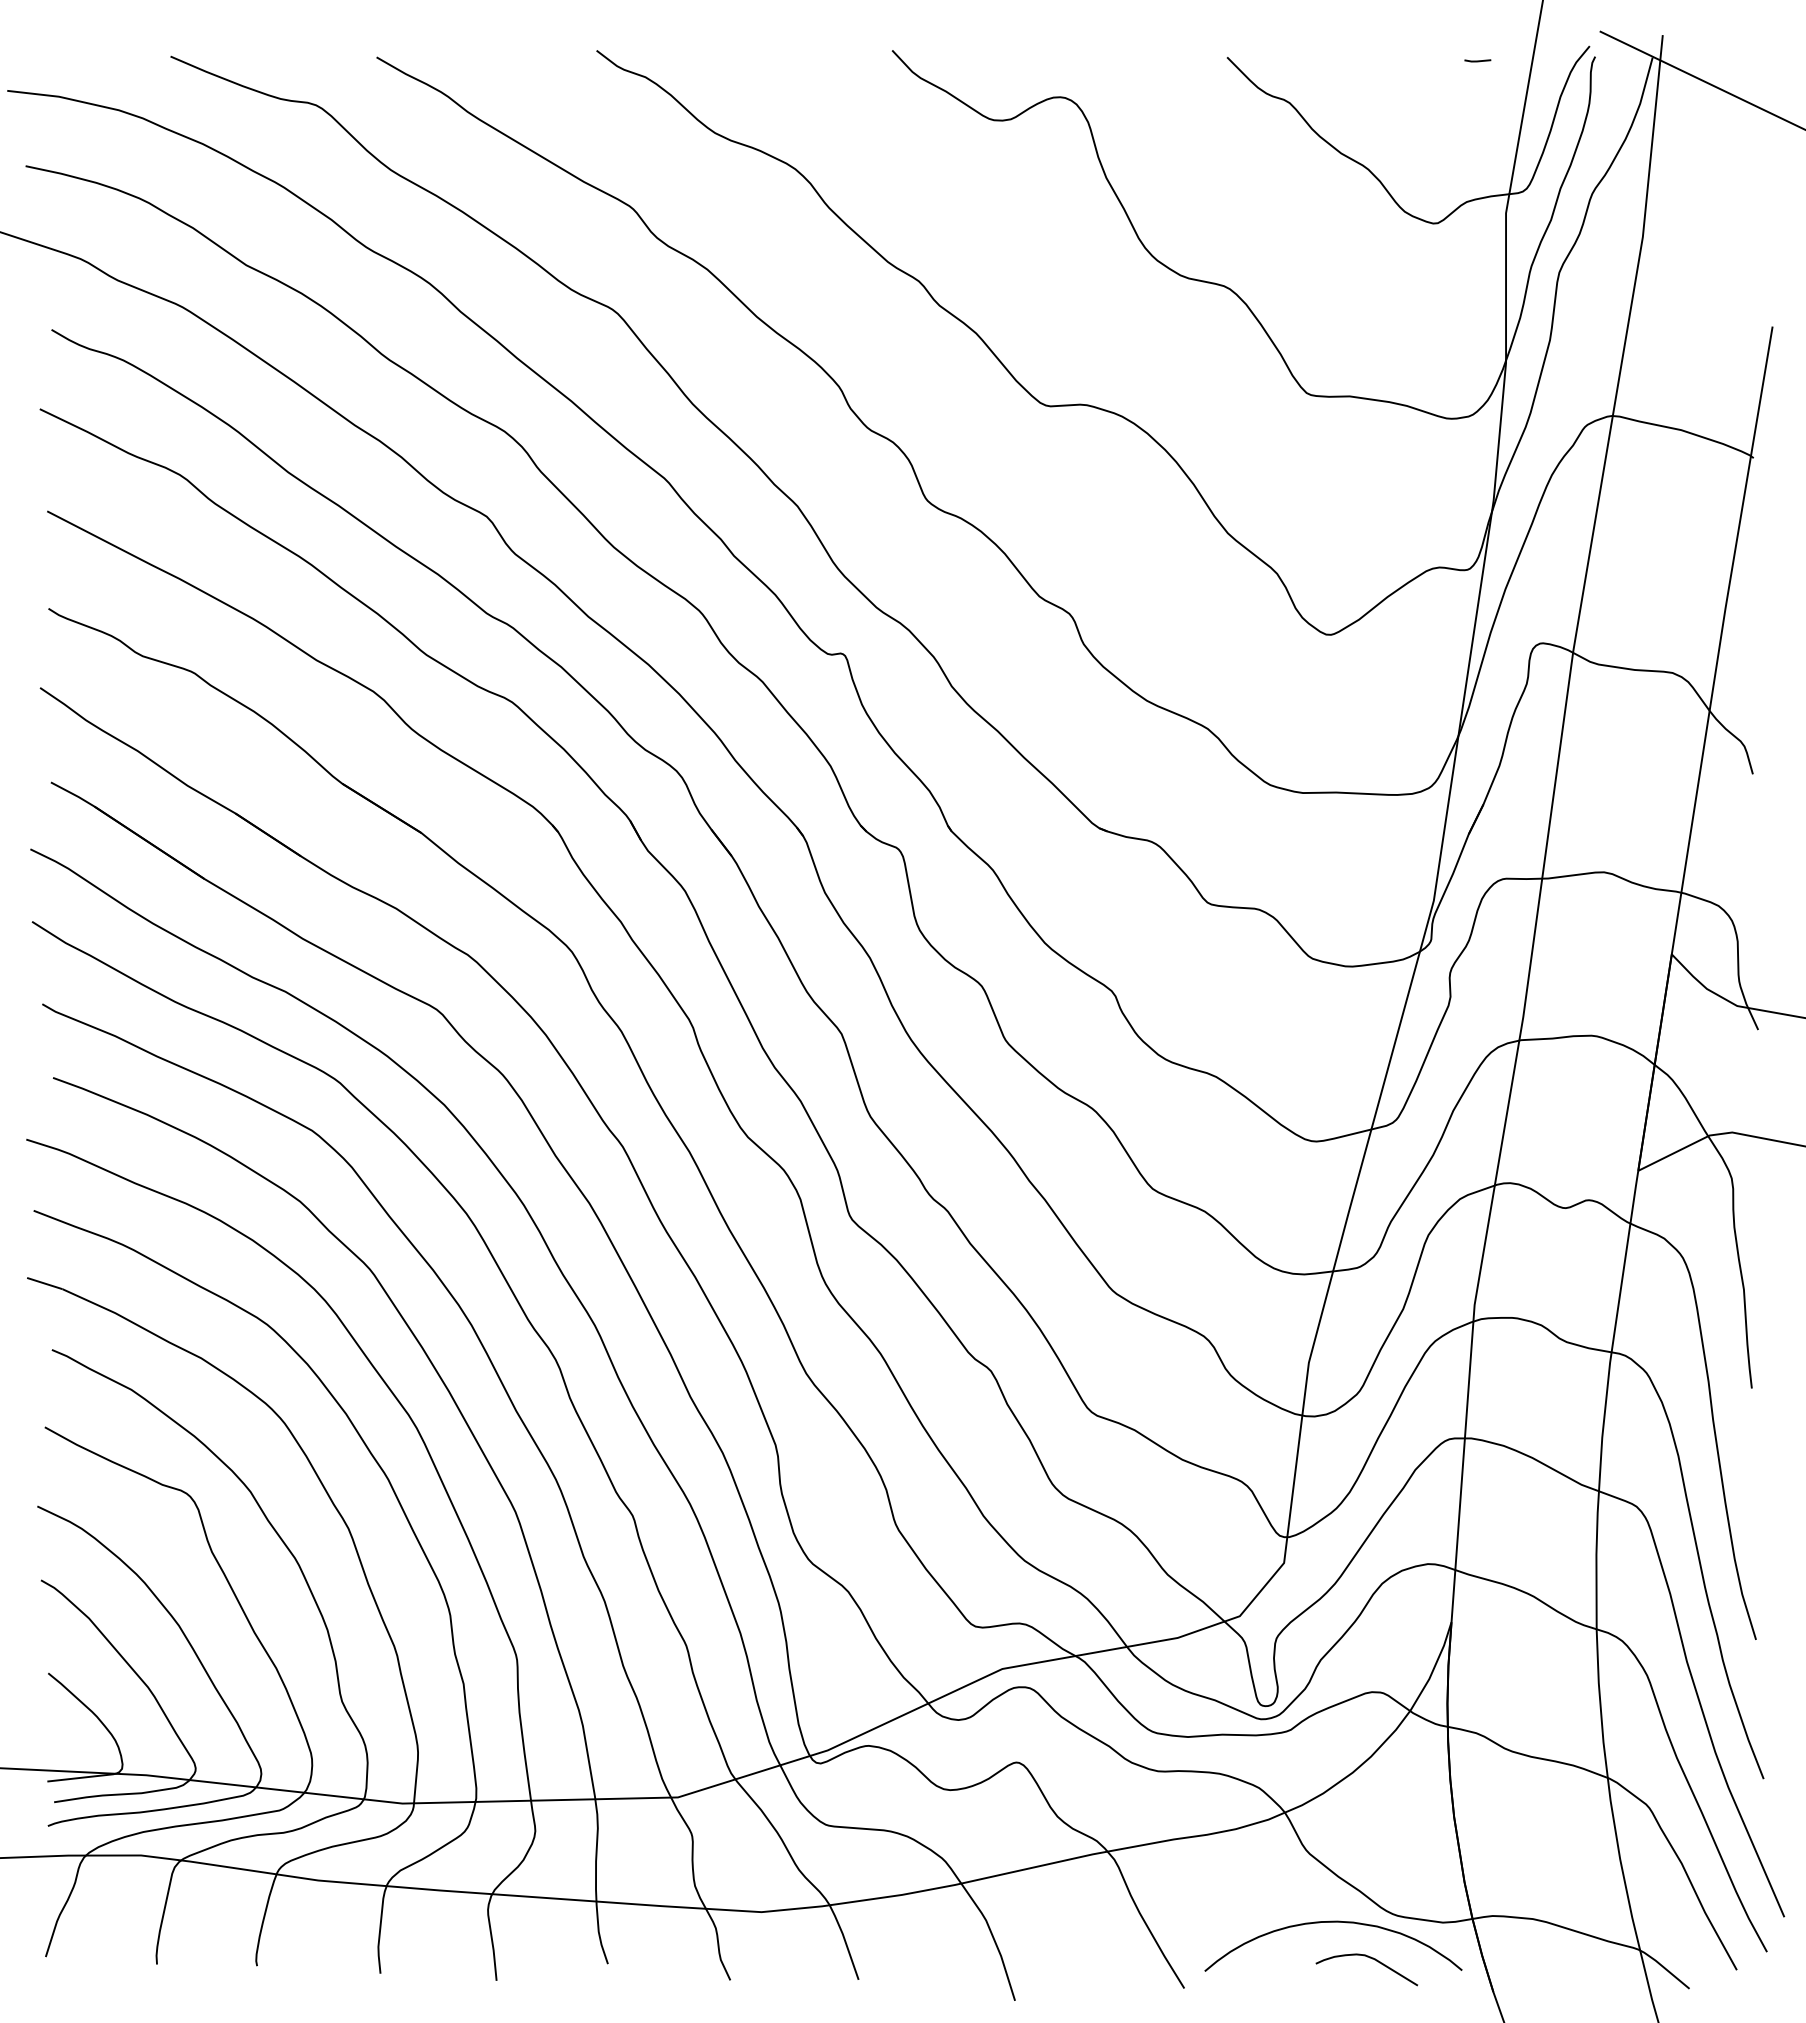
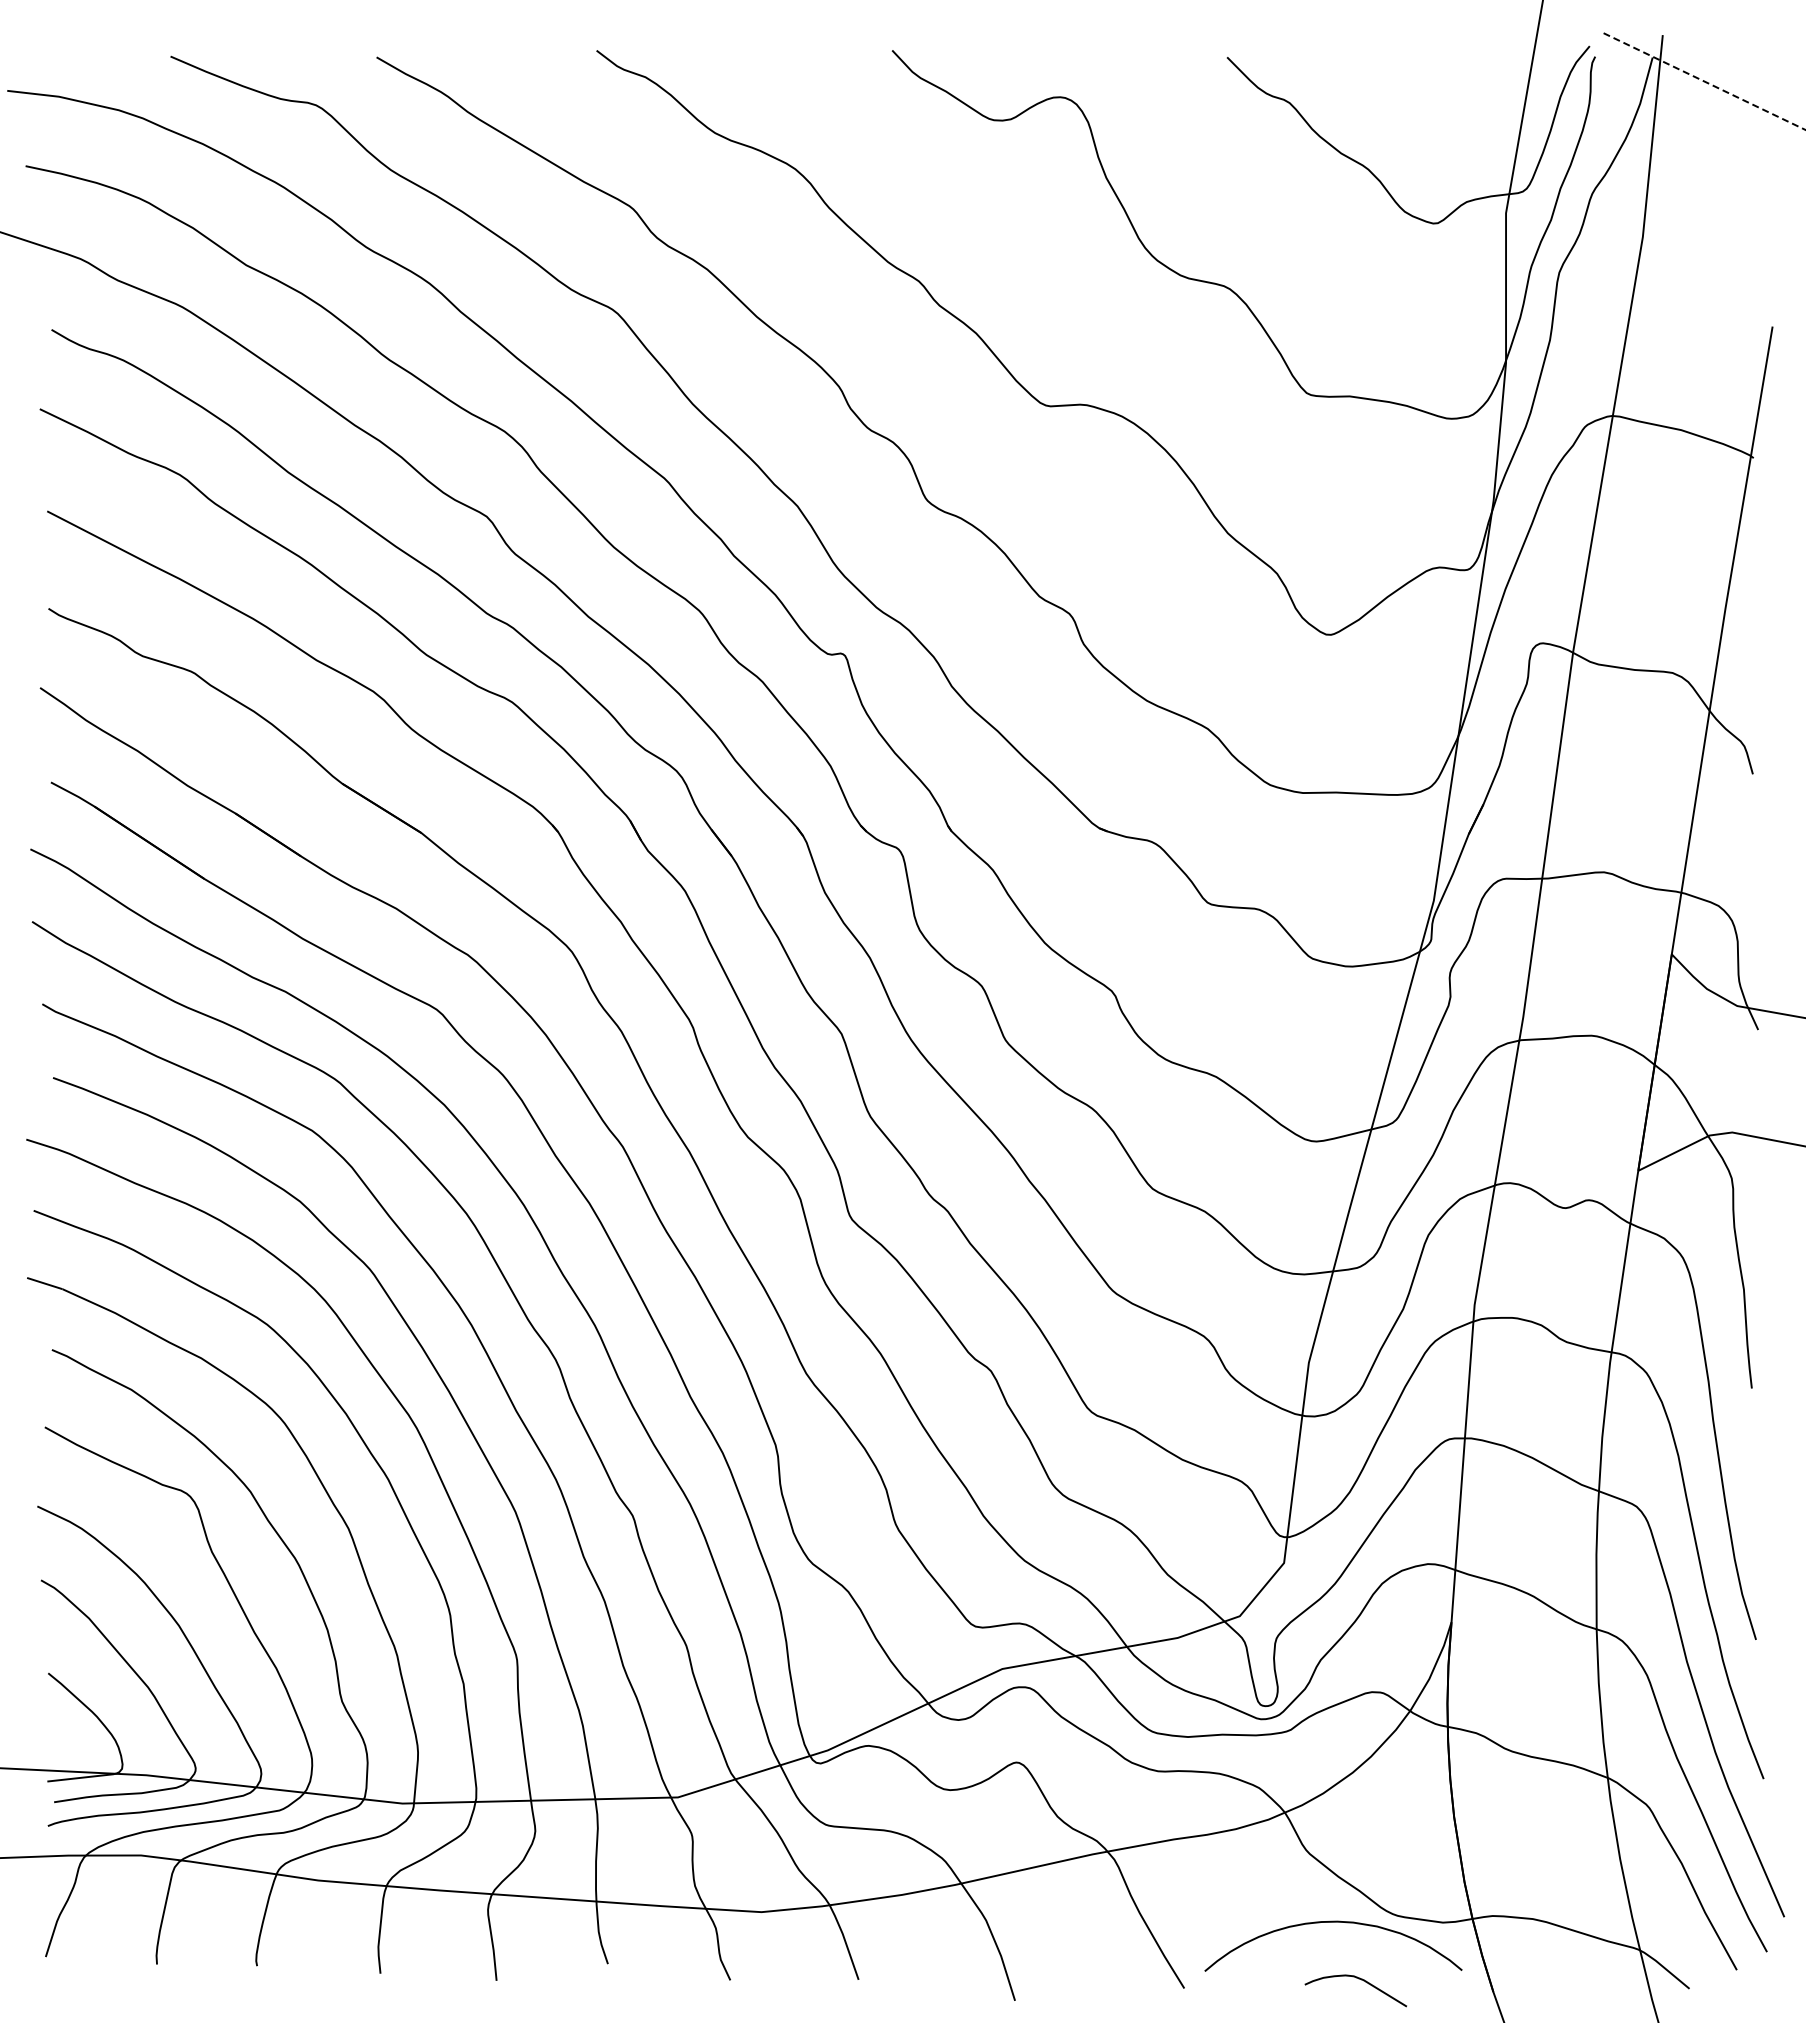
line: present -> none (1477, 60)
line: solid -> dashed (1703, 80)
curve position: (1369, 1958) -> (1358, 1979) (1358, 1979)
